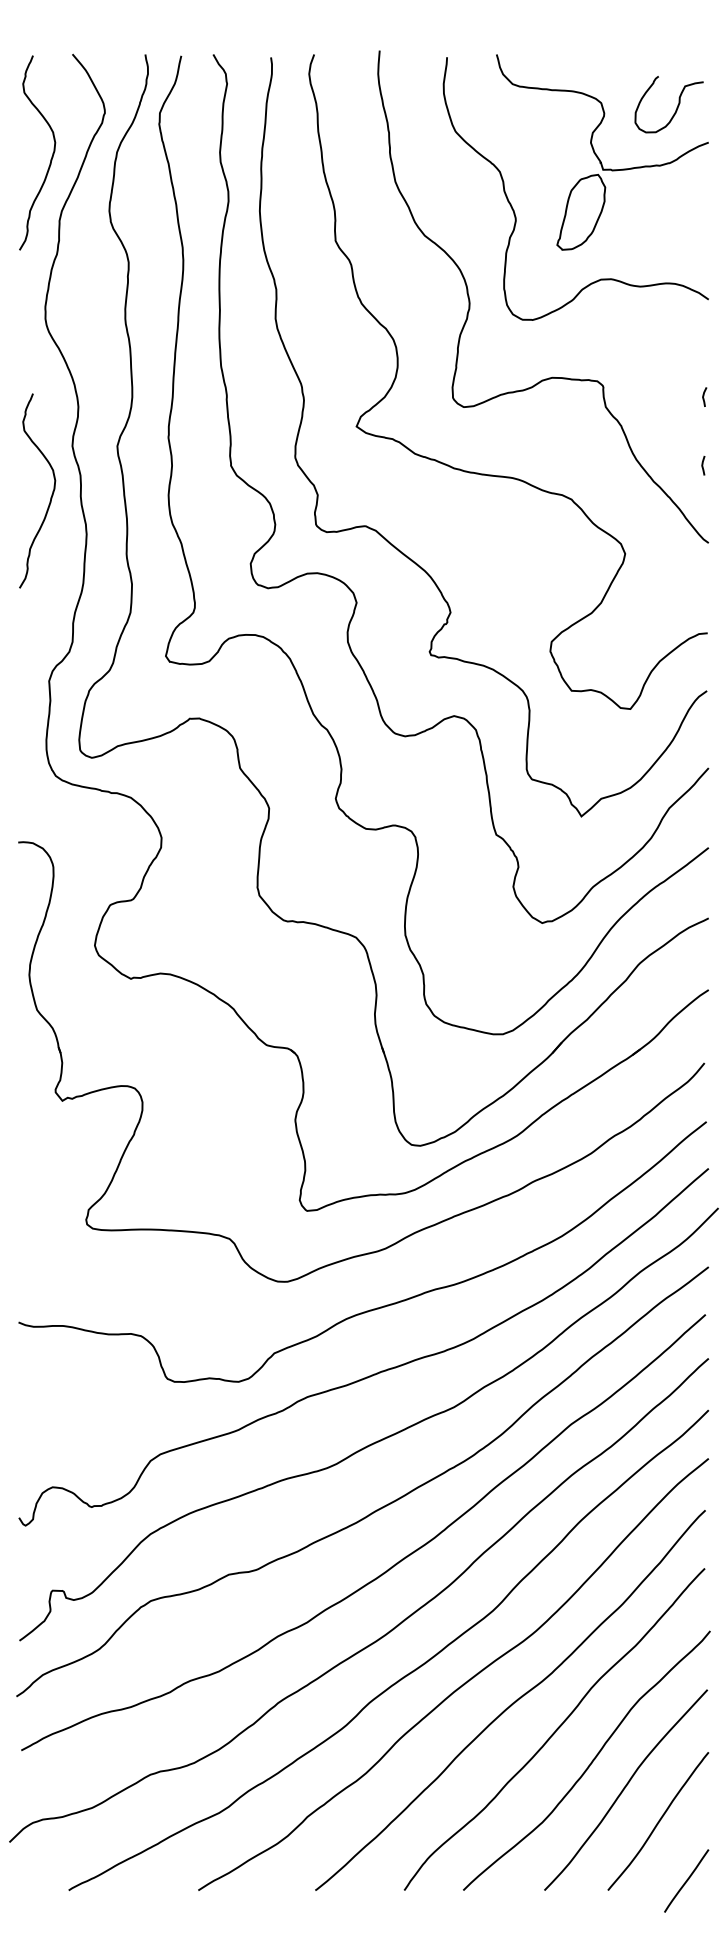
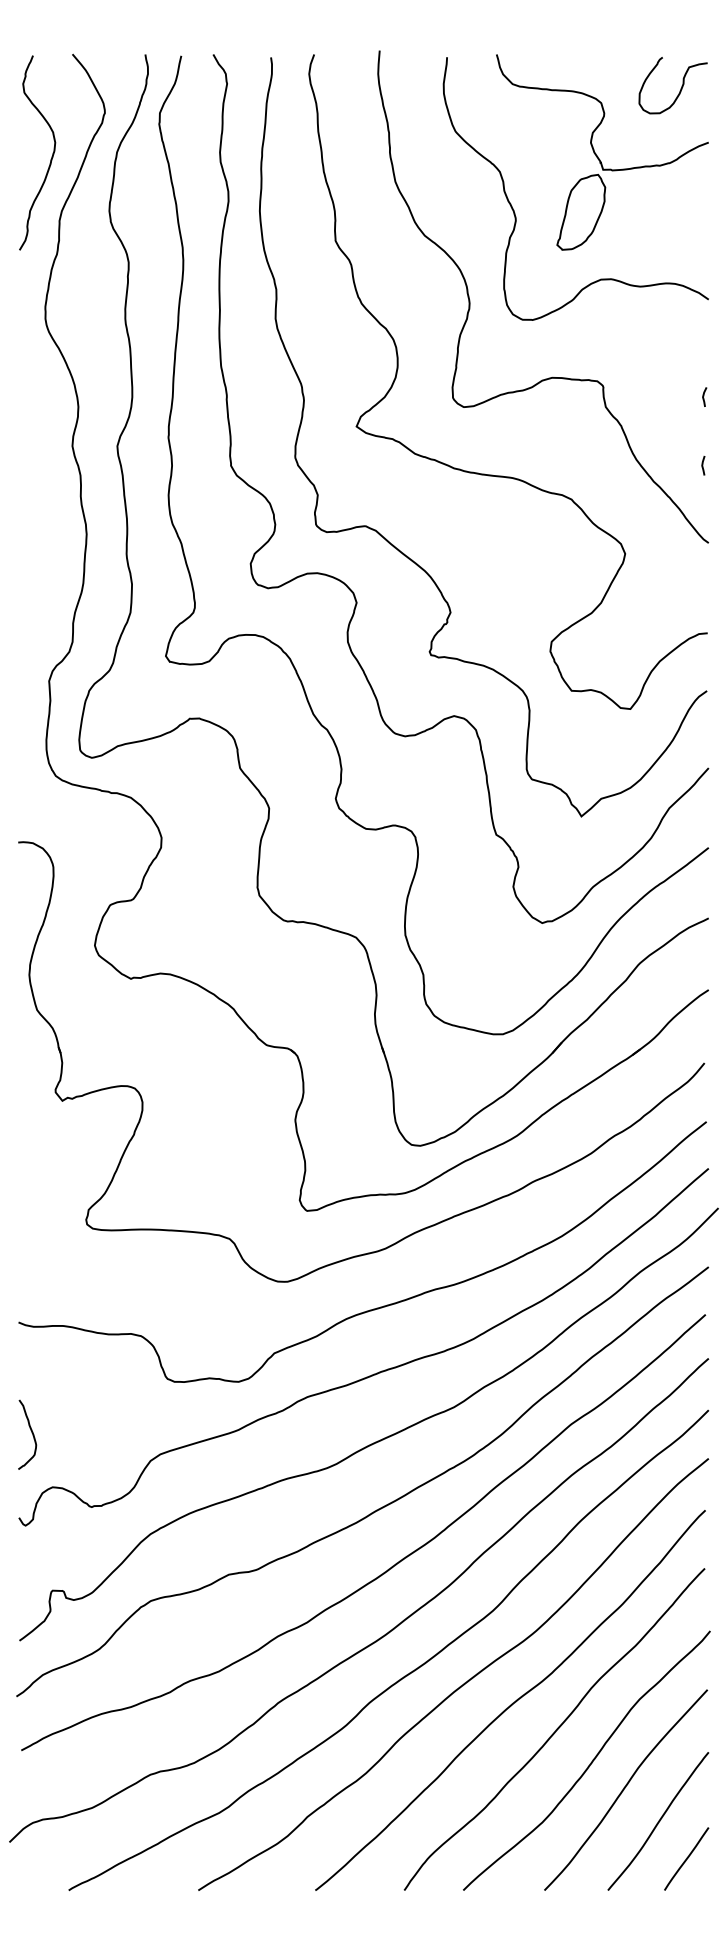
curve position: (676, 107) -> (680, 88) (680, 88)
curve: present -> none (51, 494)
curve: none -> present (31, 1433)
line position: (686, 1880) -> (686, 1858) (686, 1858)
